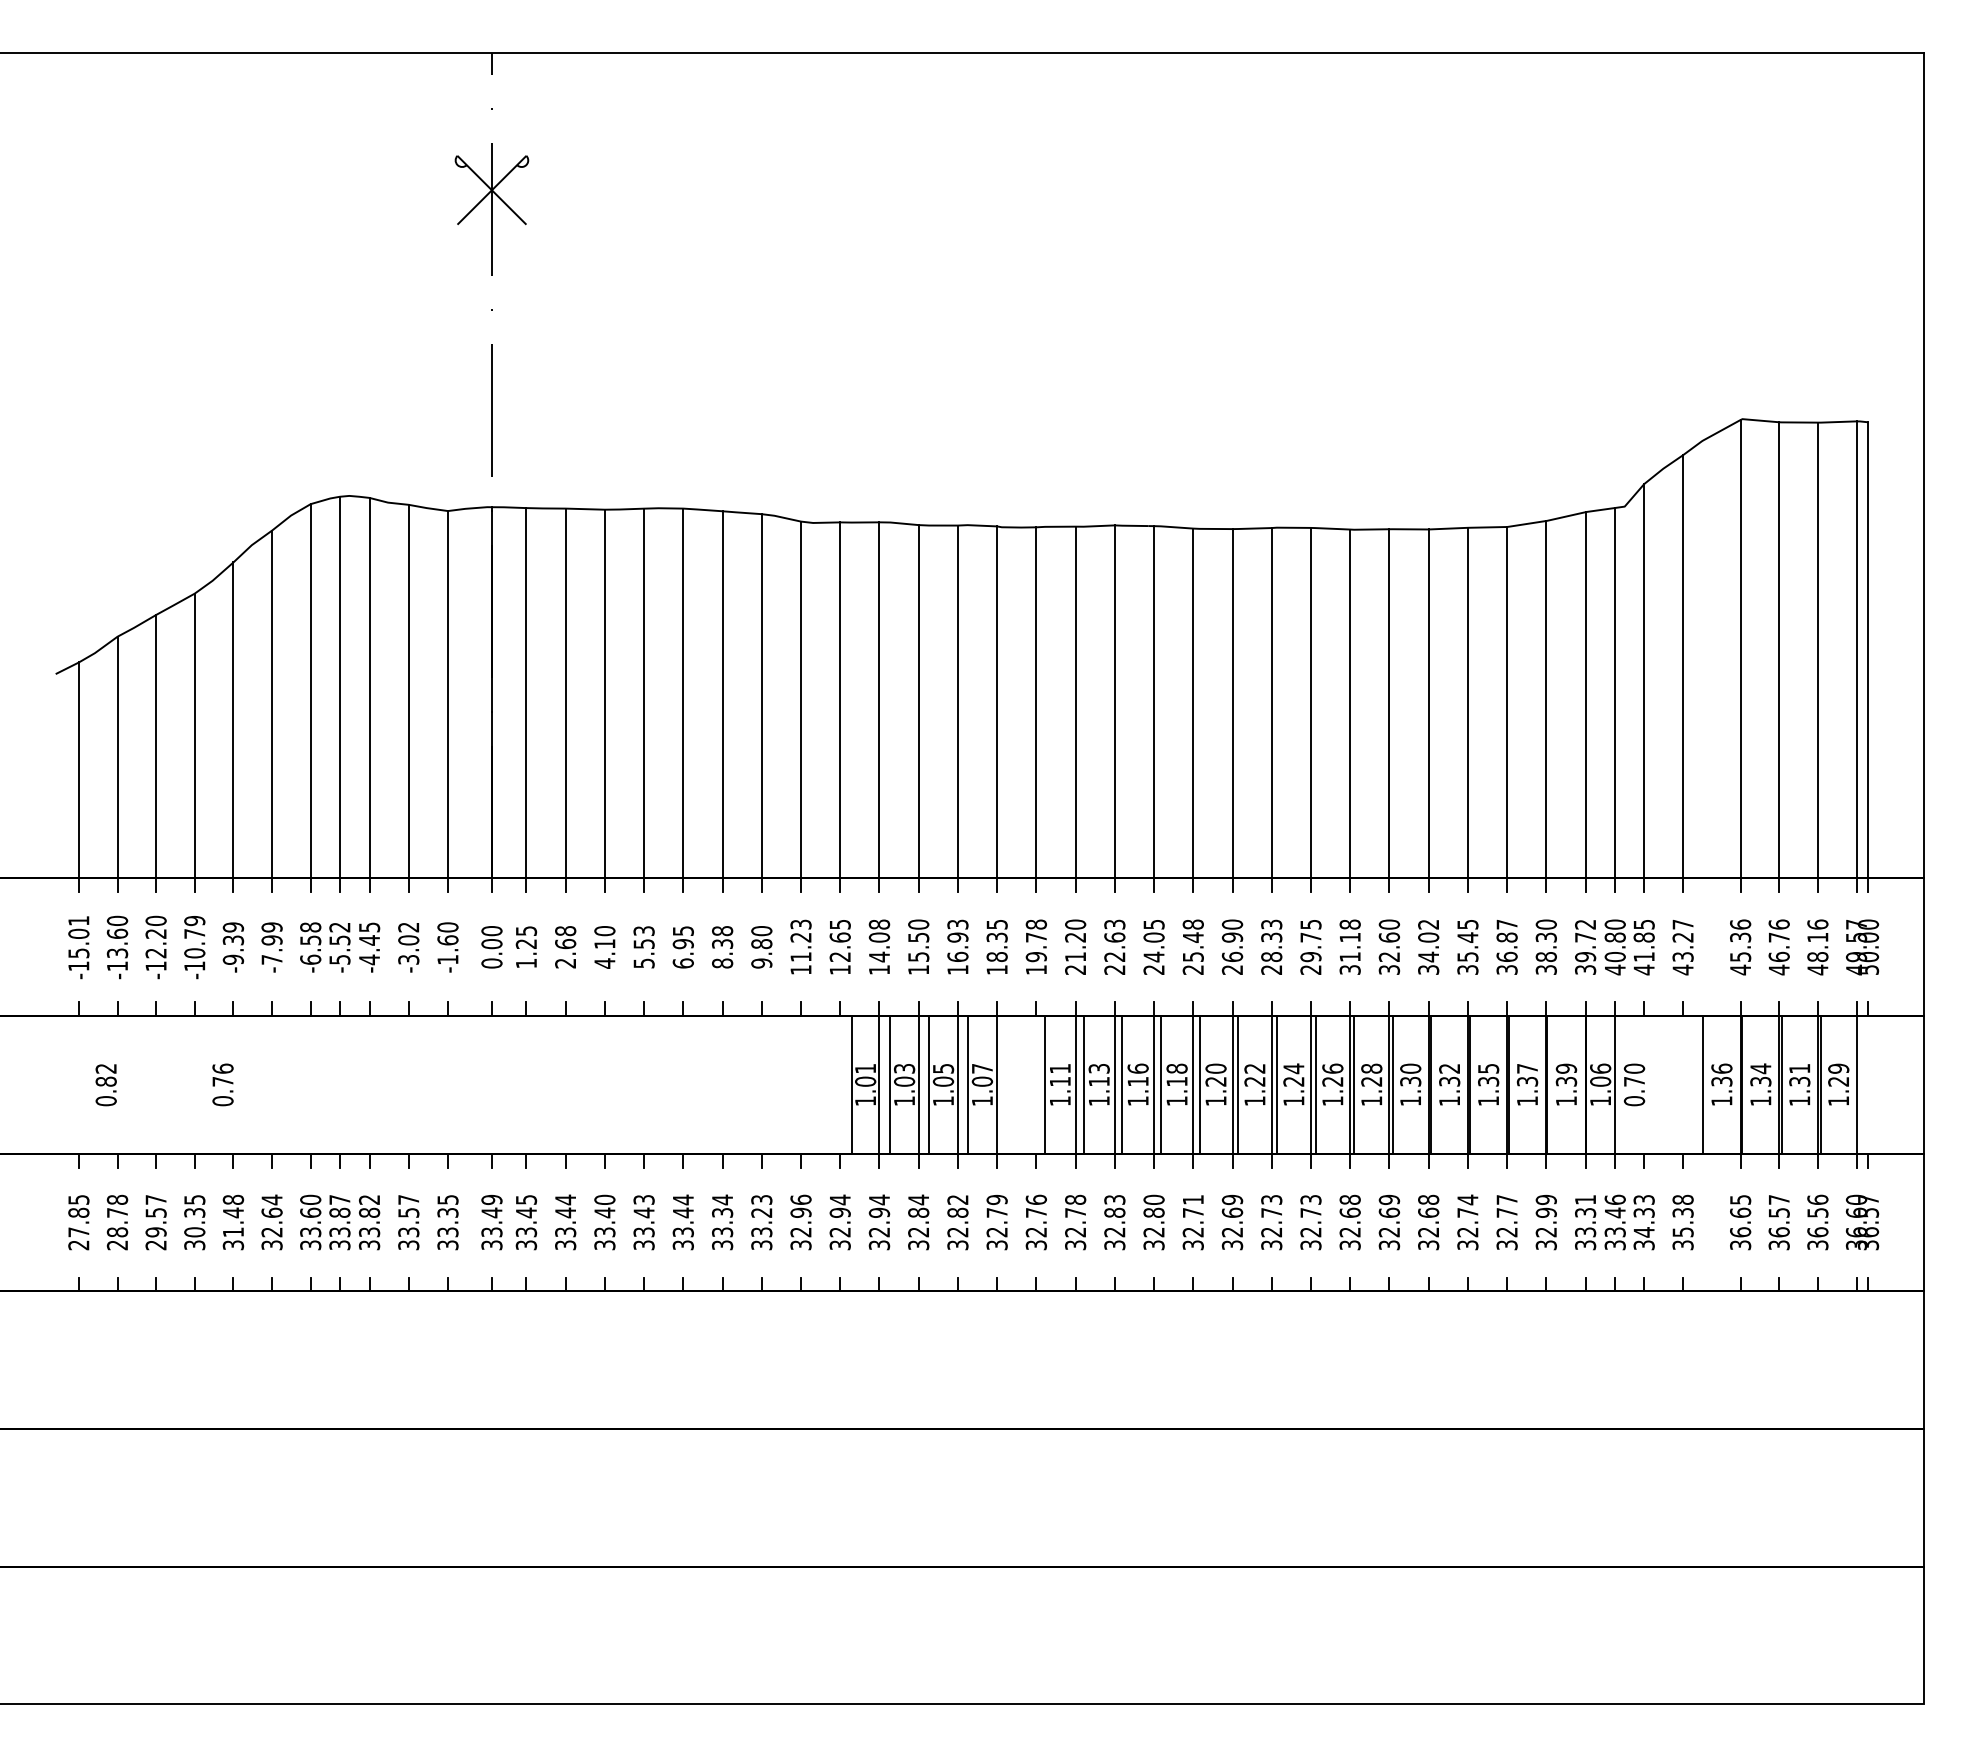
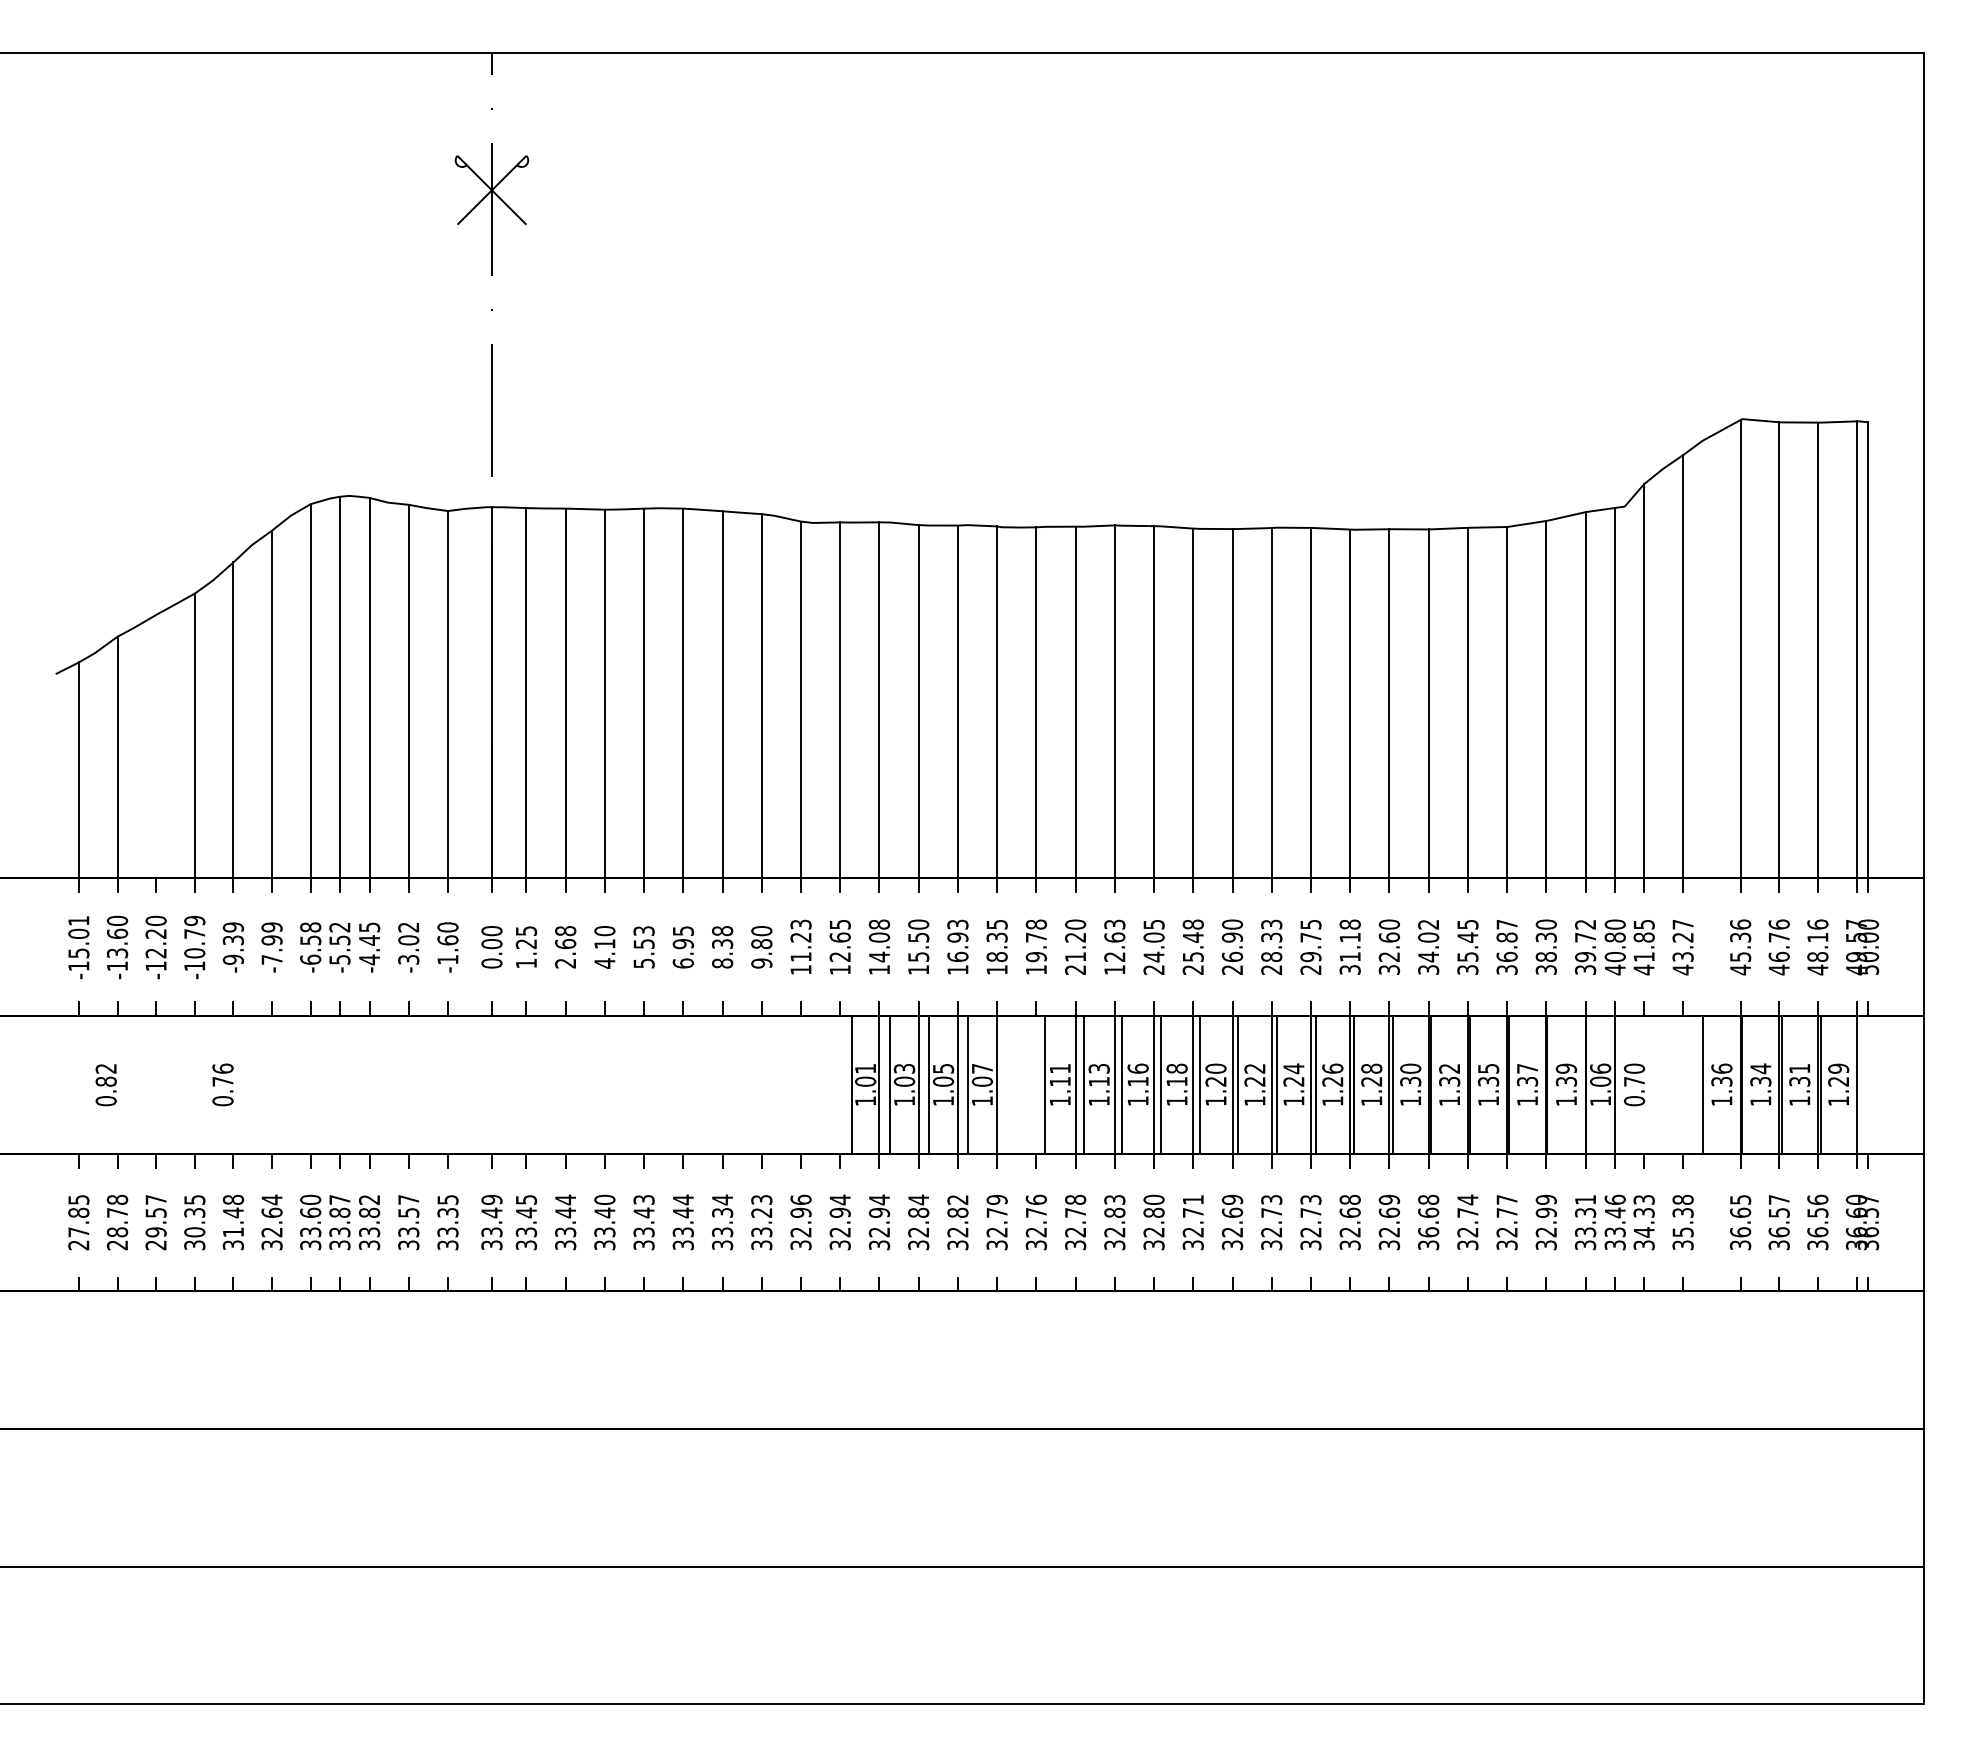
line: present -> none (156, 746)
text: 22.63 -> 12.63 (1114, 969)
text: 32.68 -> 36.68 (1428, 1232)
